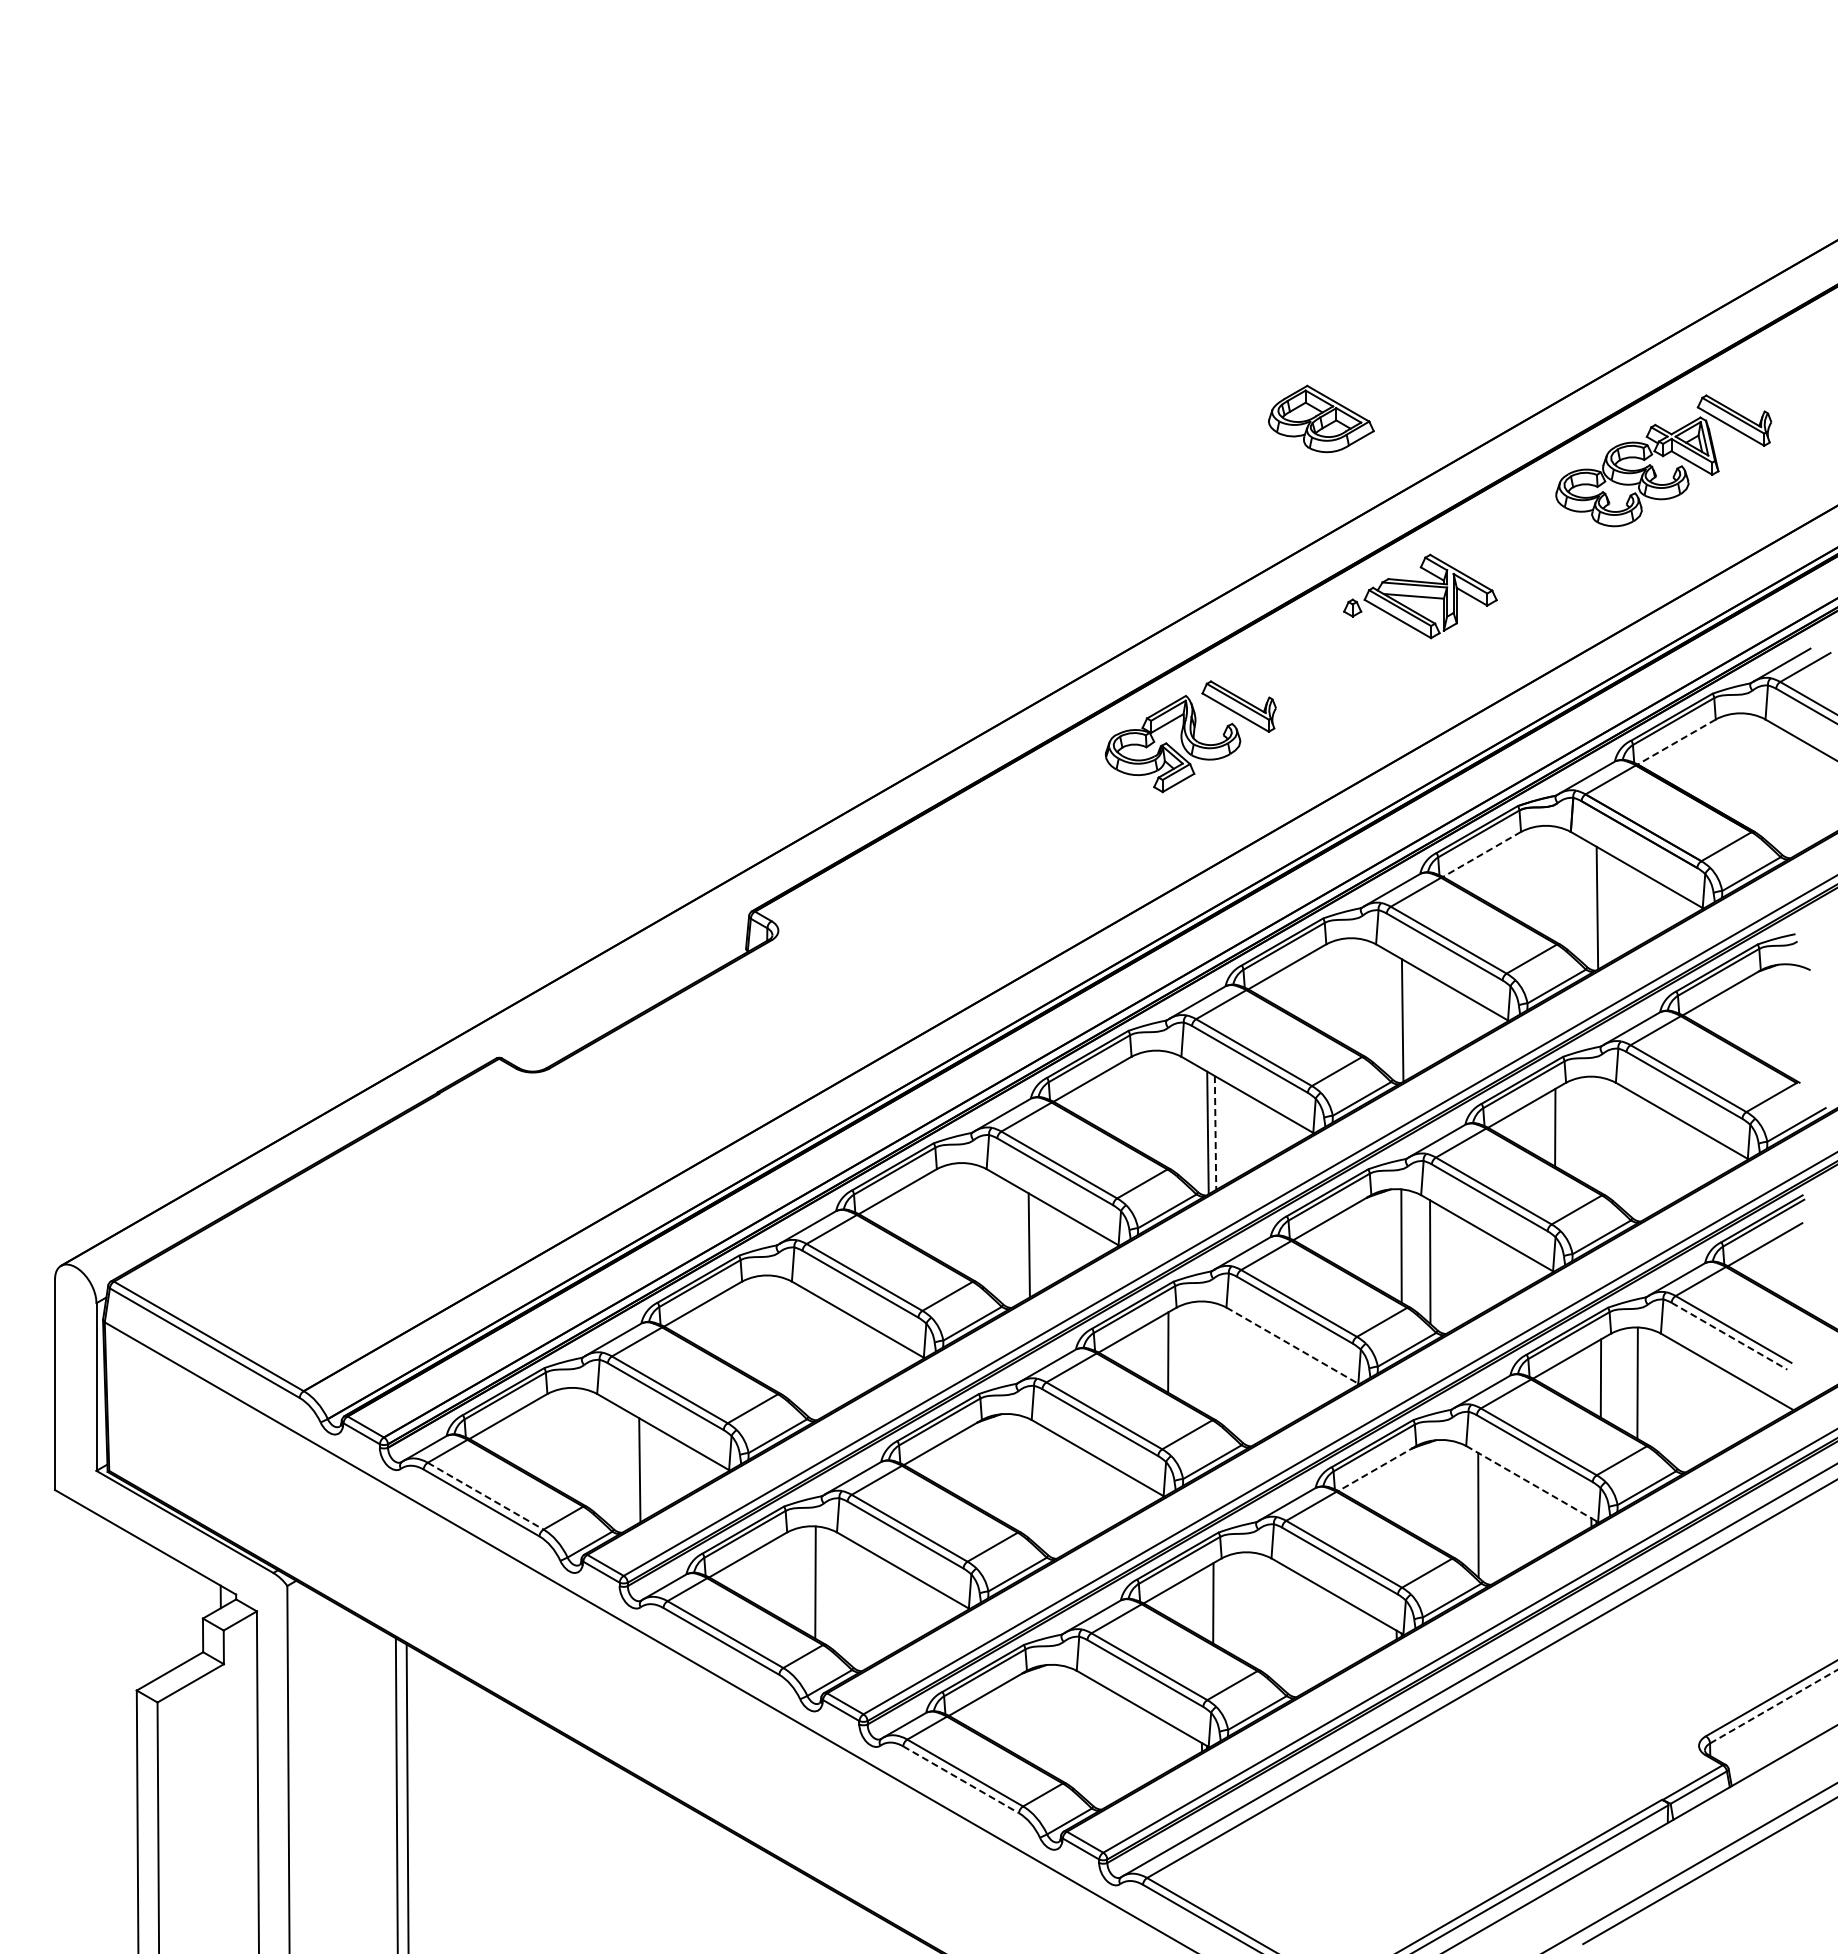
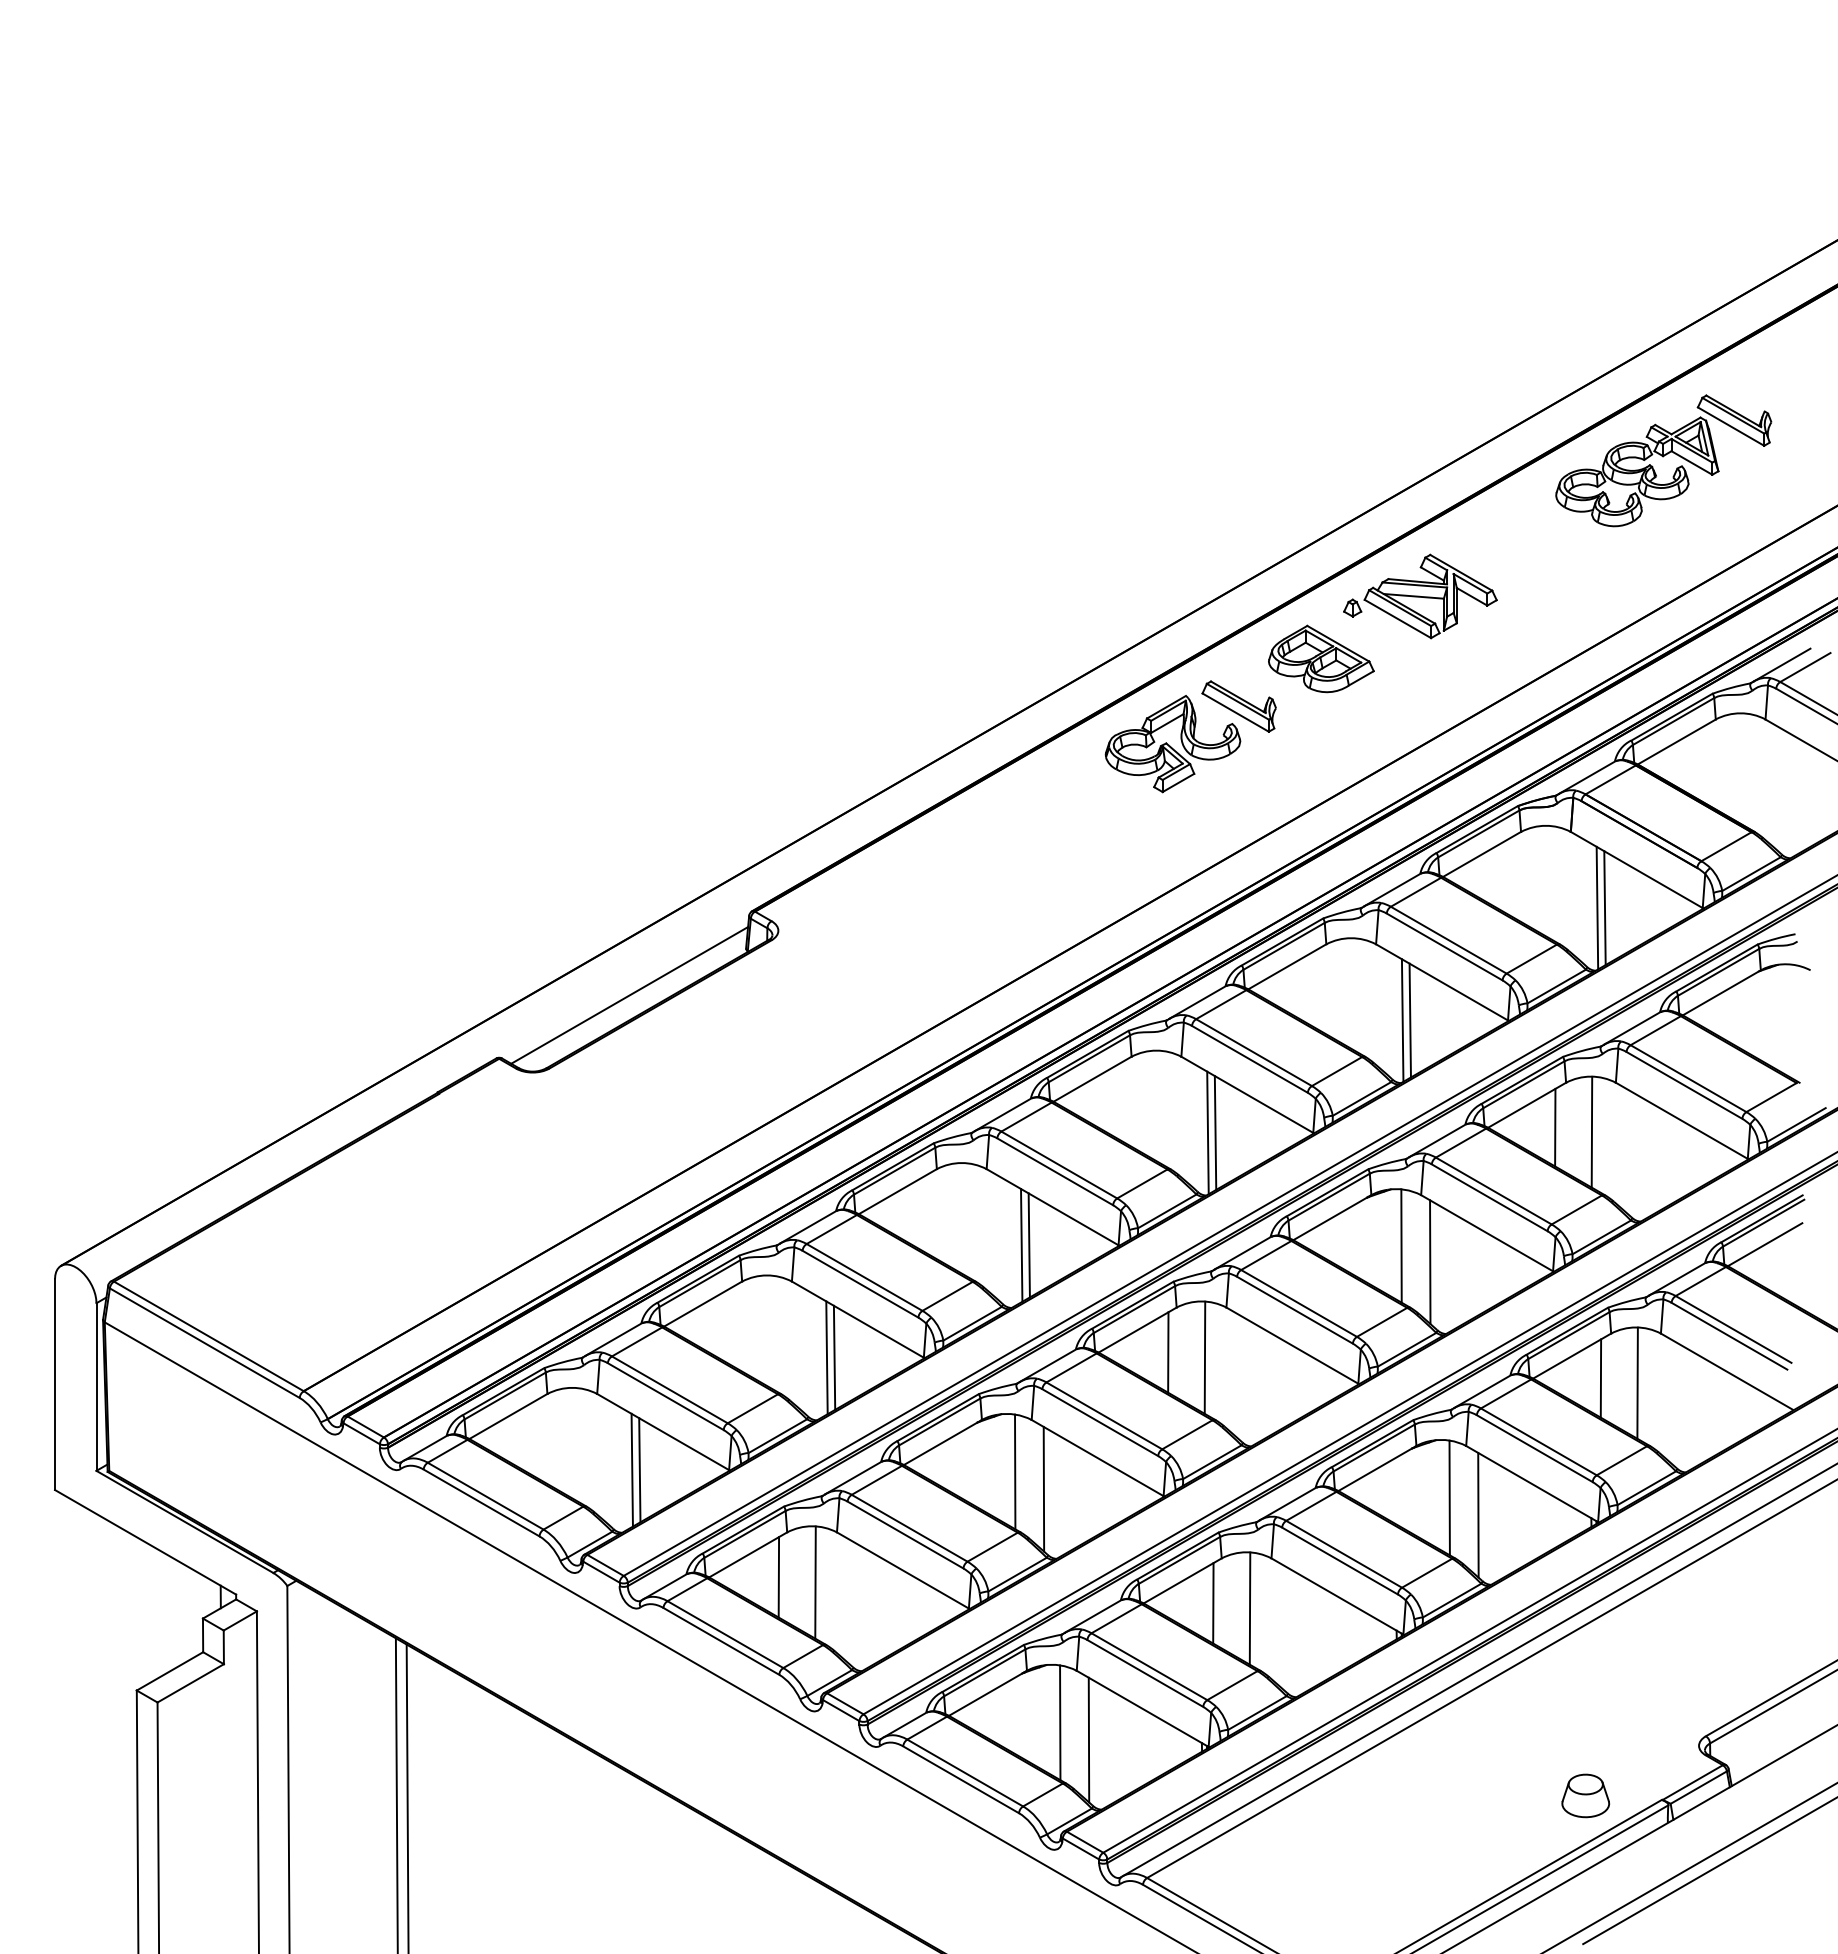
part position: (1321, 418) -> (1321, 658) (1321, 658)
line: dashed -> solid (1676, 742)
line: dashed -> solid (1481, 854)
line: none -> present (1604, 908)
line: none -> present (629, 995)
line: none -> present (1409, 1020)
line: none -> present (1591, 1131)
line: dashed -> solid (1215, 1132)
line: none -> present (1021, 1244)
line: dashed -> solid (1729, 1336)
line: dashed -> solid (1292, 1345)
line: none -> present (826, 1357)
line: none -> present (834, 1357)
line: none -> present (1204, 1357)
line: none -> present (631, 1469)
line: dashed -> solid (1376, 1469)
line: none -> present (1015, 1471)
line: dashed -> solid (1532, 1484)
line: none -> present (1043, 1488)
line: dashed -> solid (485, 1496)
line: none -> present (1449, 1497)
line: none -> present (778, 1577)
line: none -> present (1249, 1608)
line: dashed -> solid (1774, 1706)
line: none -> present (1060, 1722)
line: none -> present (1088, 1739)
line: dashed -> solid (961, 1779)
part: none -> present (1585, 1795)
